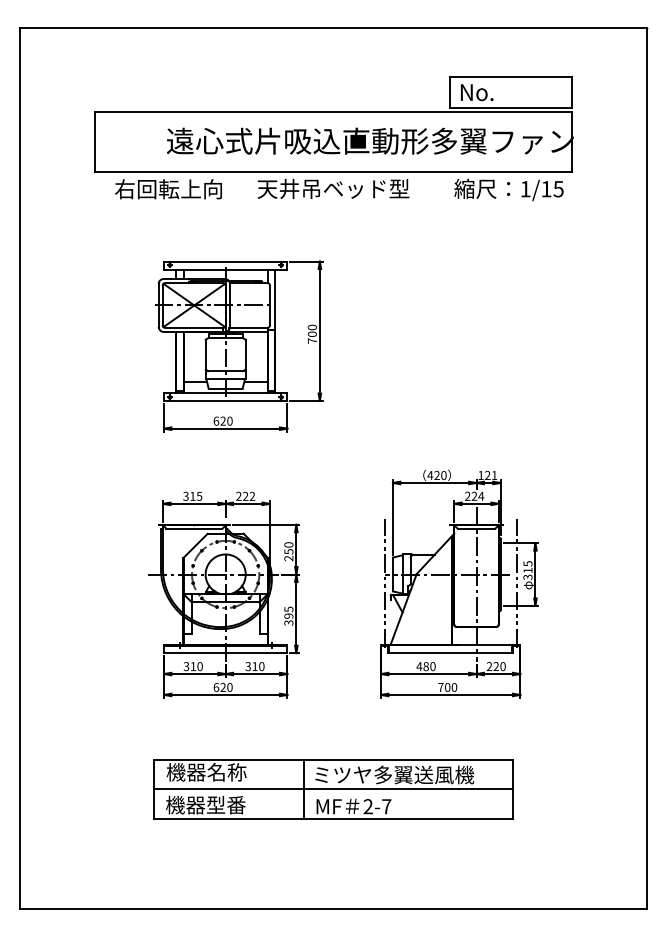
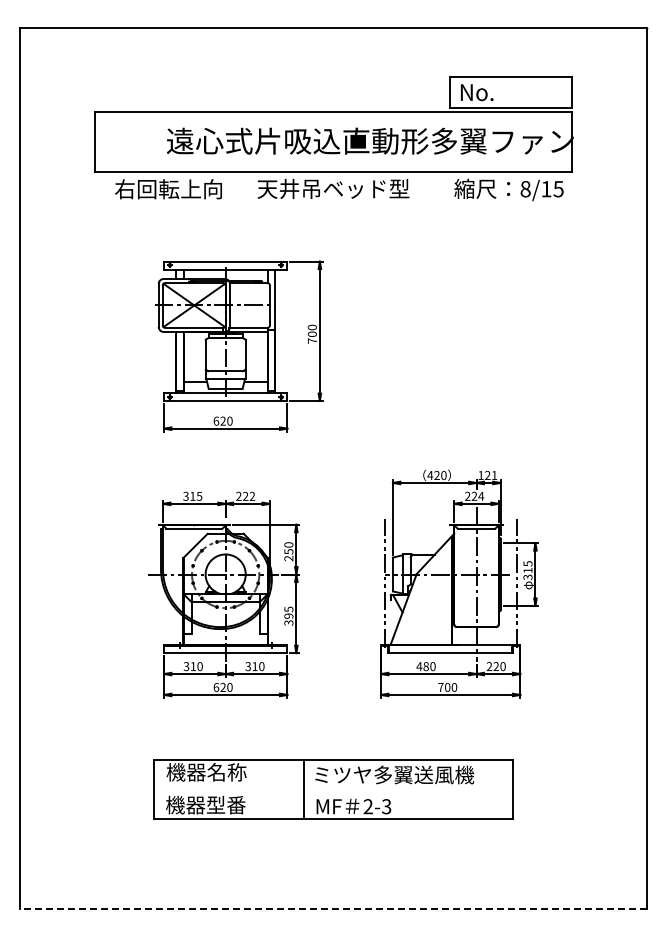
text: 1/15 -> 8/15 (525, 189)
line: present -> none (333, 789)
text: 2-7 -> 2-3 (386, 806)
line: solid -> dashed (333, 908)
